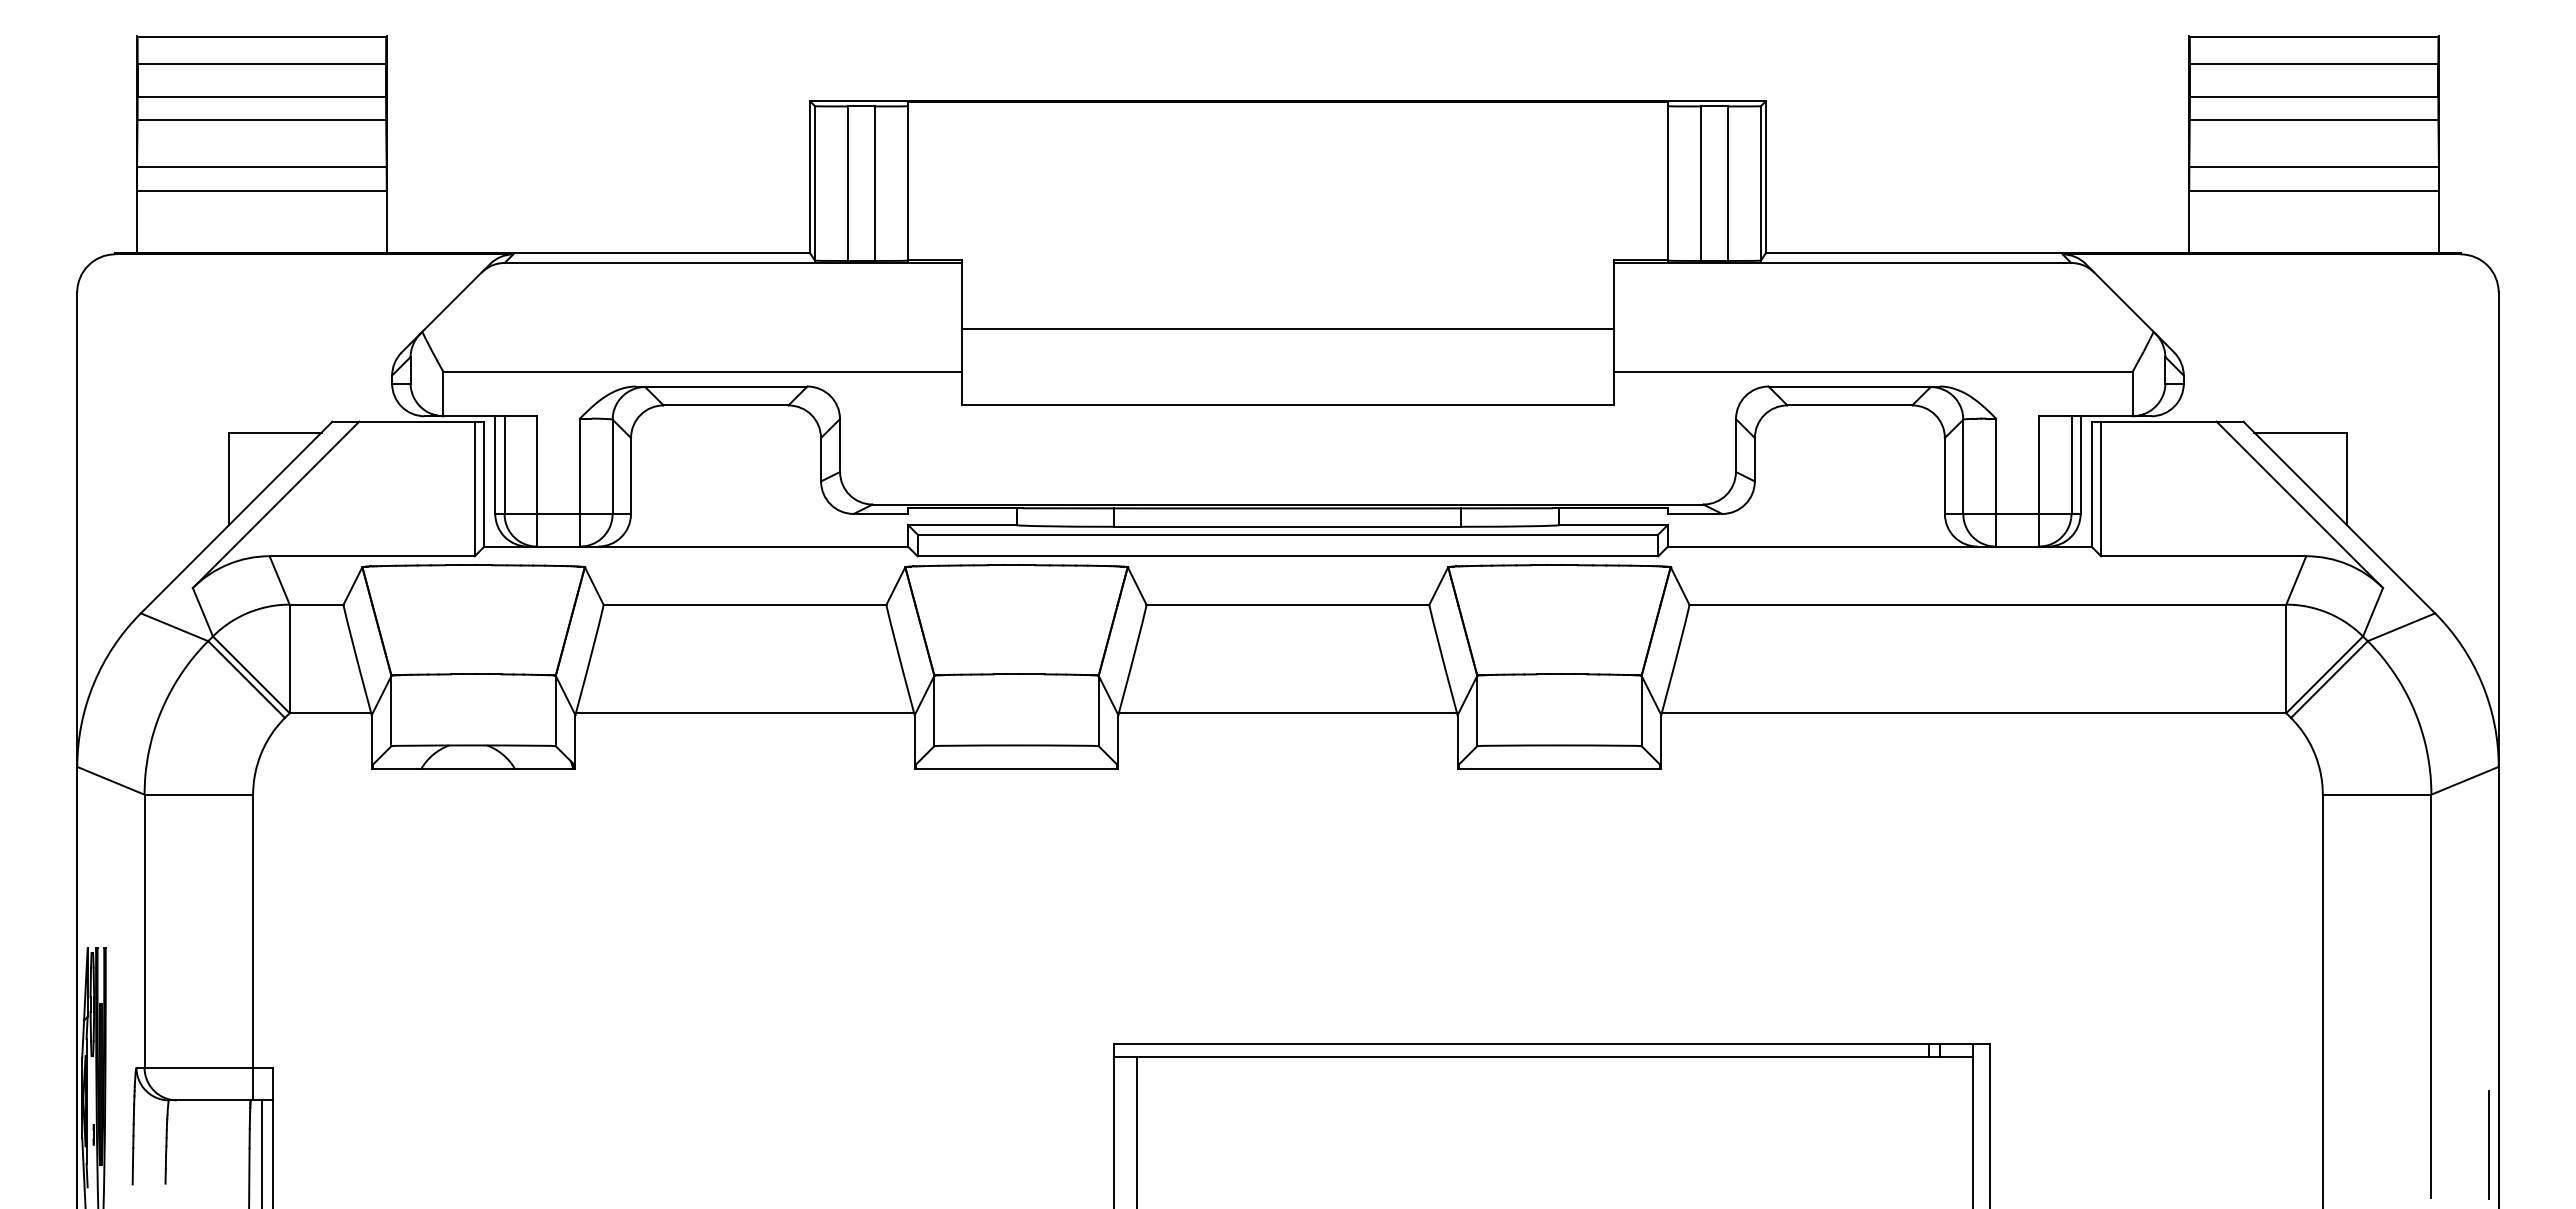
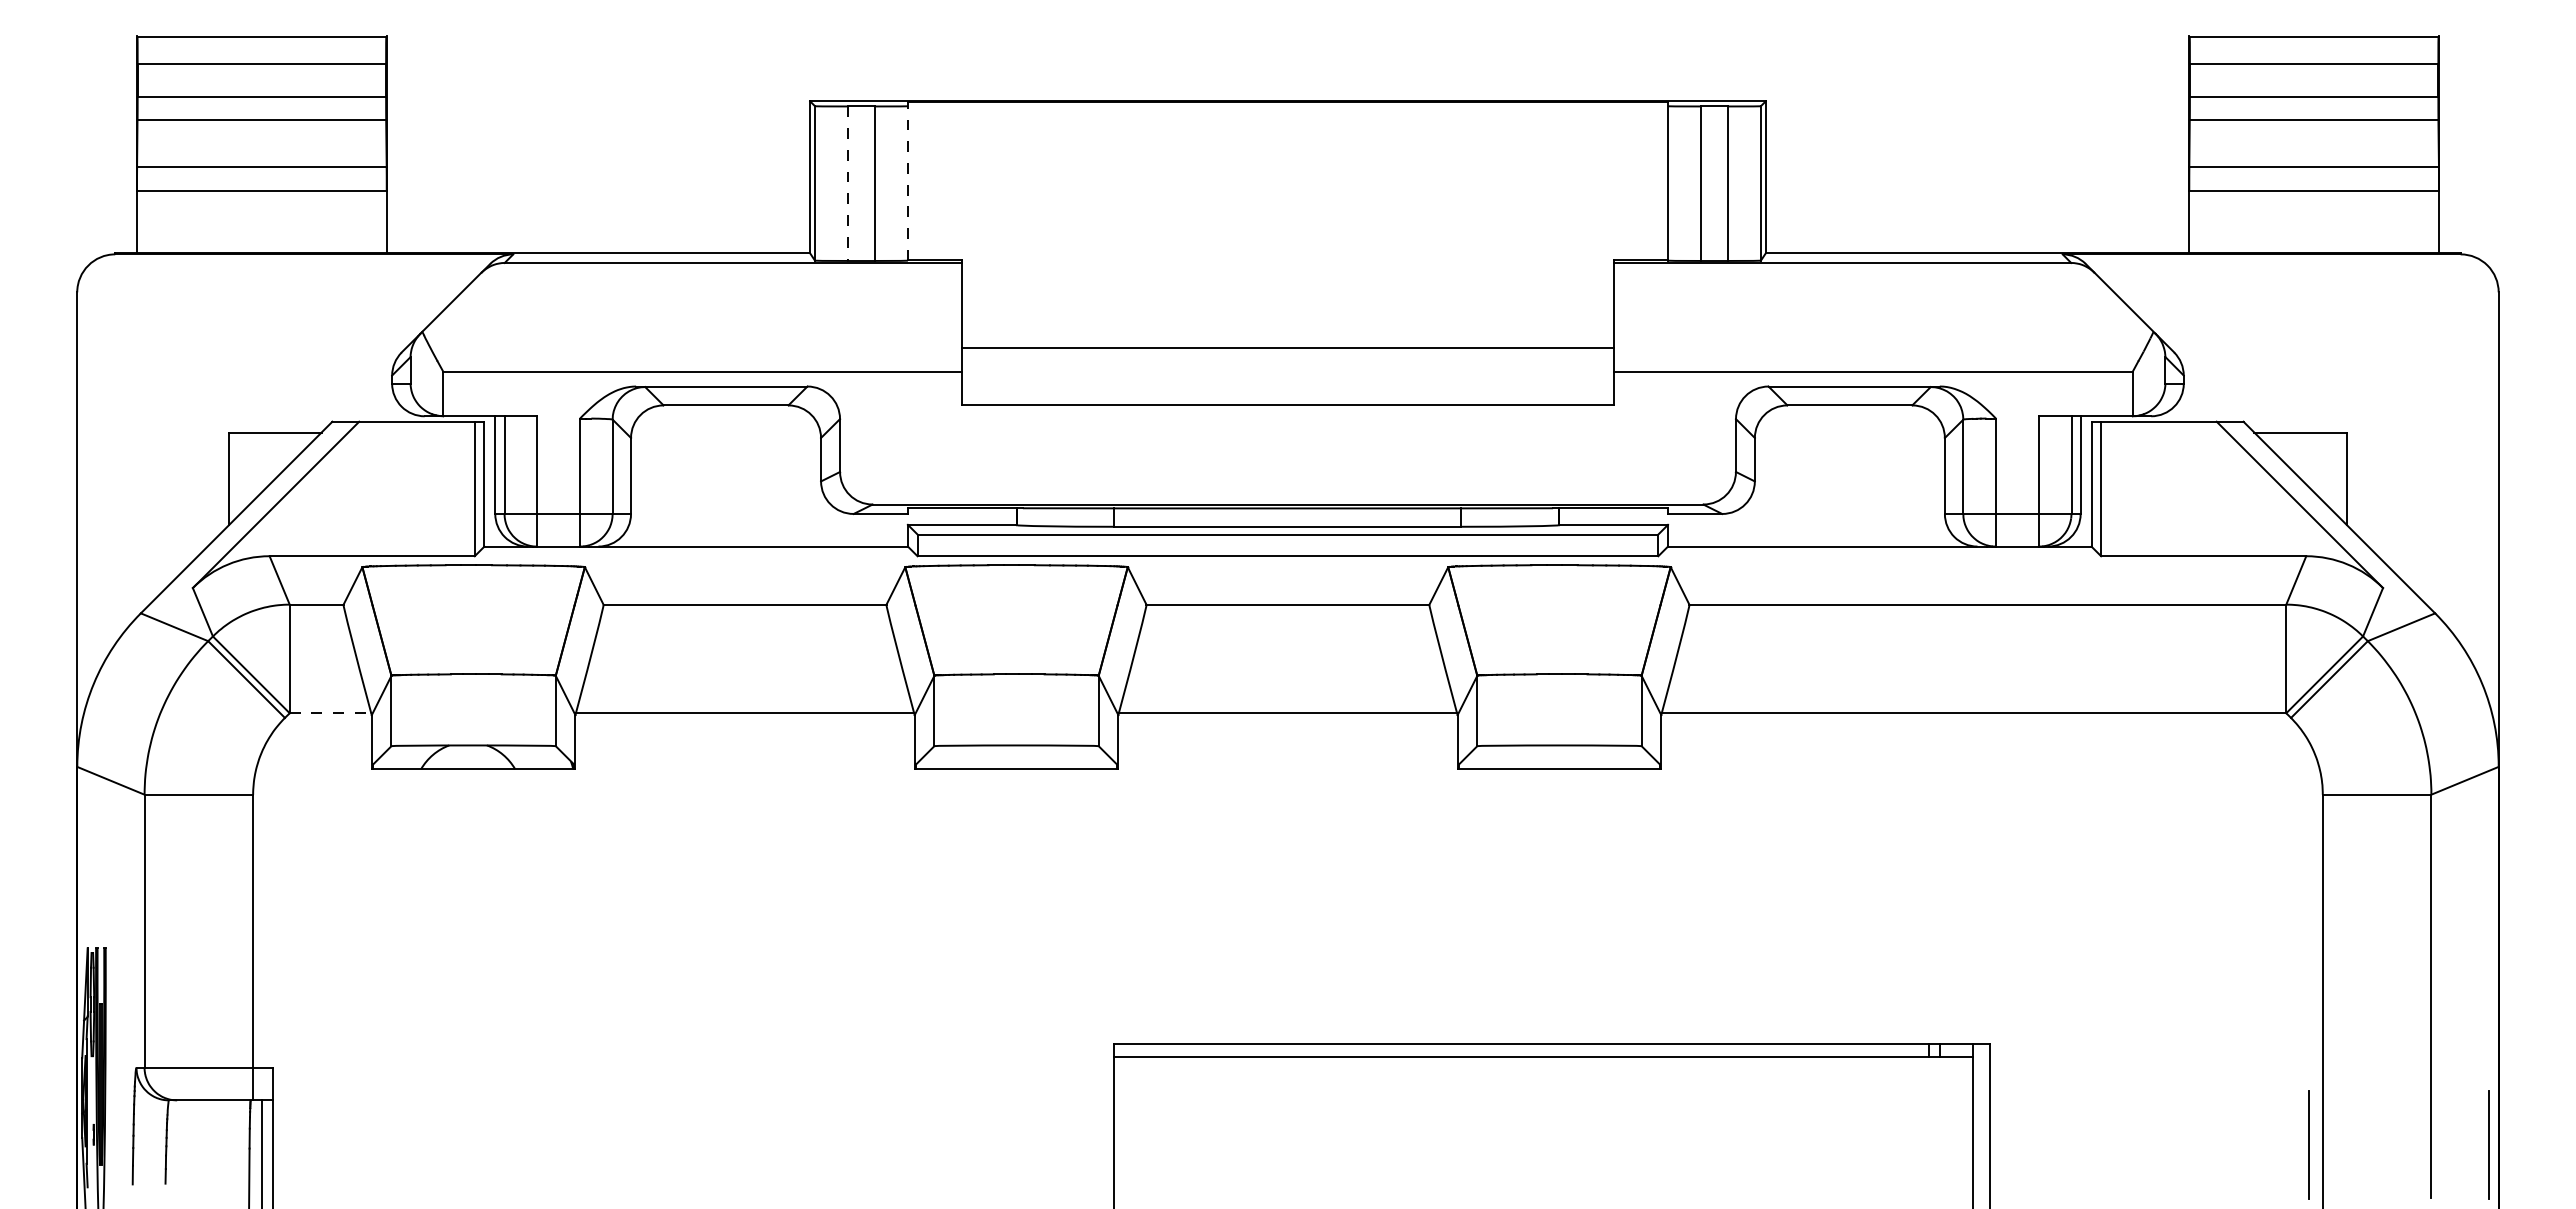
line: solid -> dashed (907, 180)
line: solid -> dashed (847, 184)
line position: (1287, 329) -> (1287, 348) (1287, 348)
line: solid -> dashed (330, 713)
line: present -> none (1136, 1130)
line: none -> present (2308, 1144)
